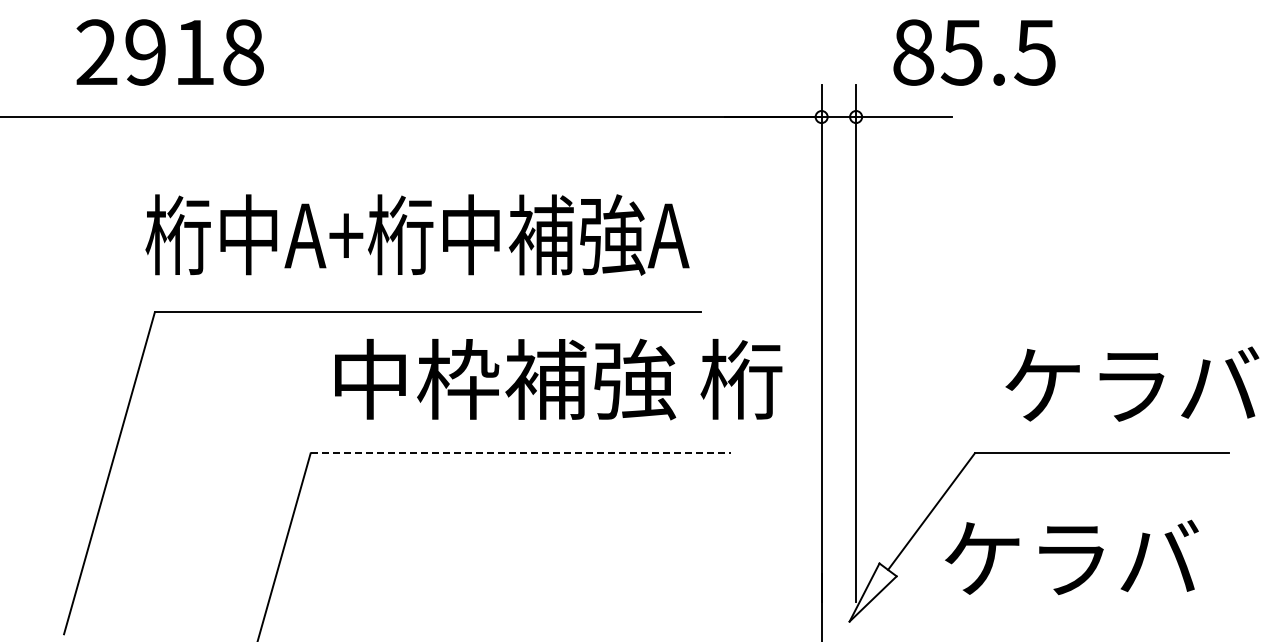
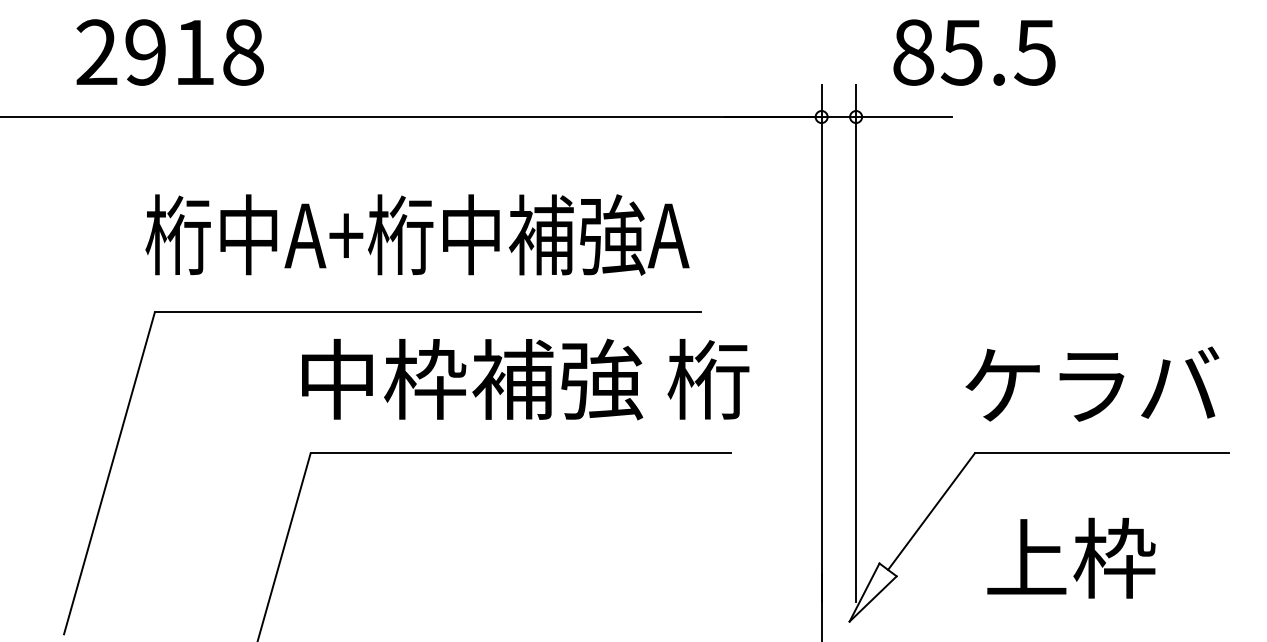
text position: (558, 379) -> (525, 379) (525, 379)
text position: (1132, 383) -> (1092, 383) (1092, 383)
line: dashed -> solid (521, 453)
text: ケラバ -> 上枠 (1071, 557)
